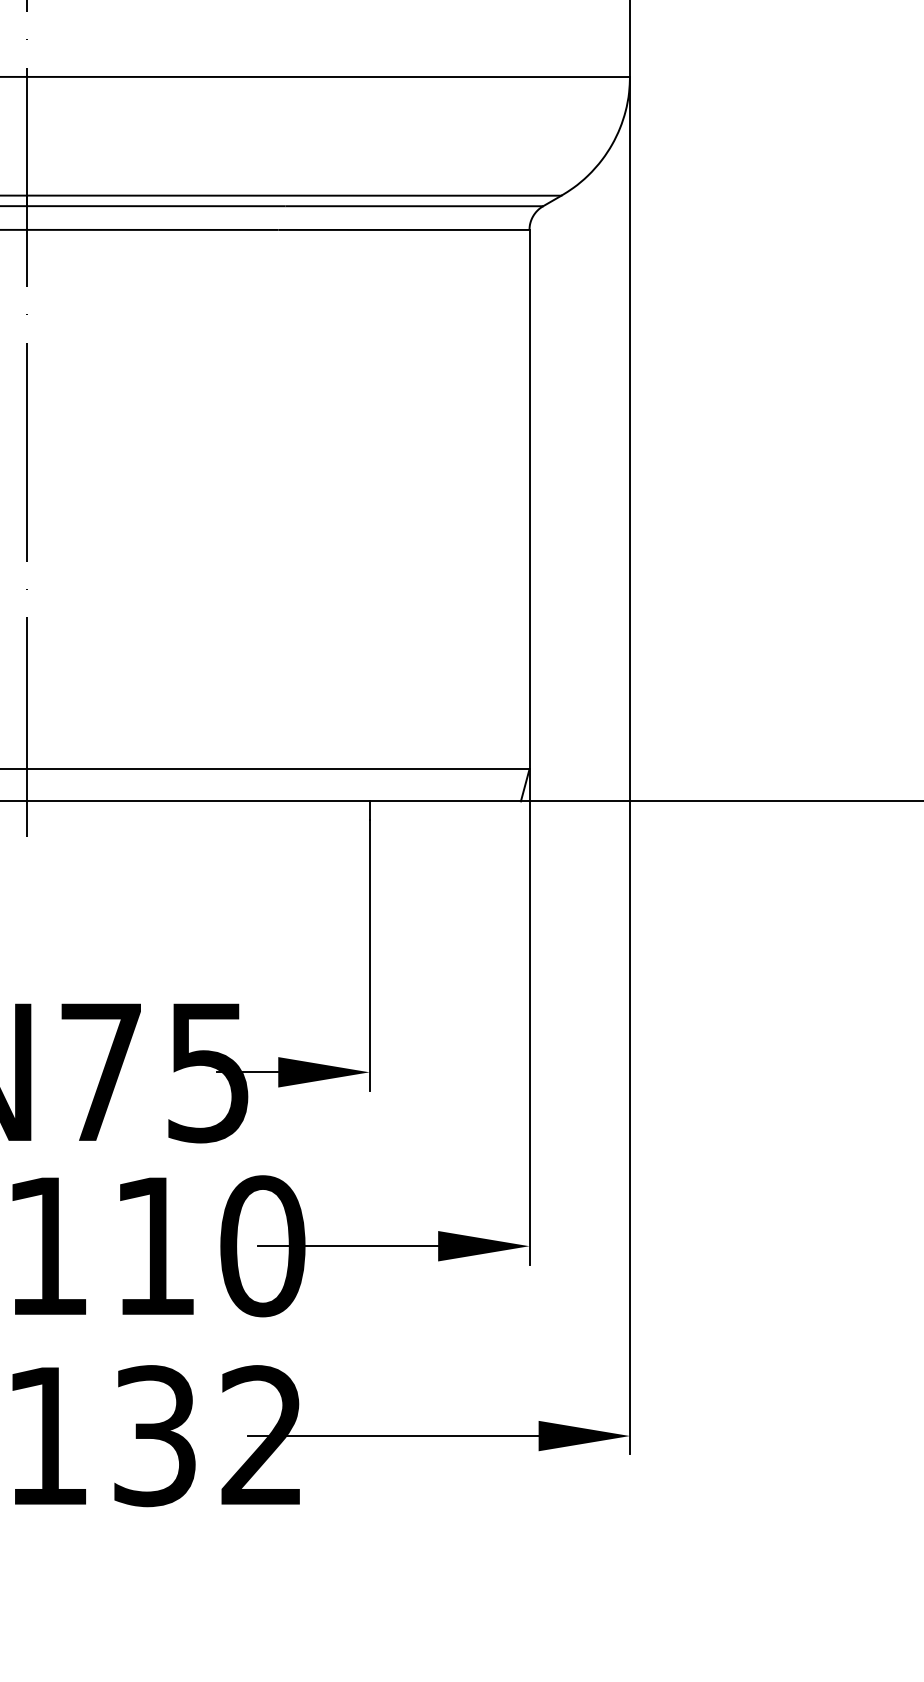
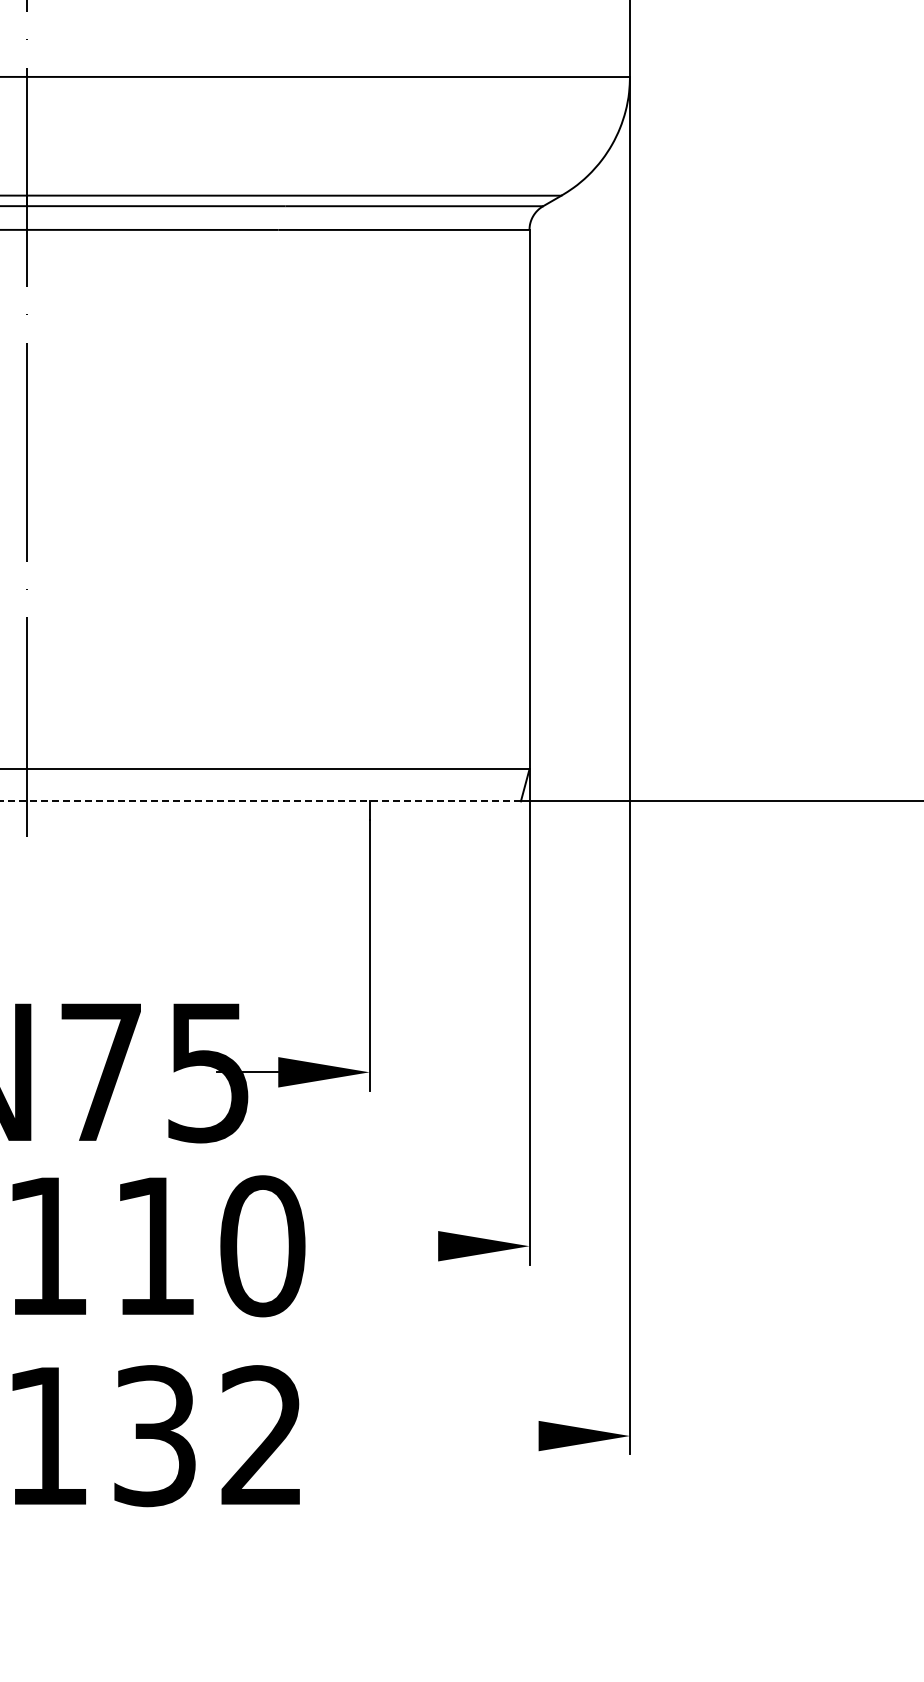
line: solid -> dashed (259, 801)
line: present -> none (348, 1246)
line: present -> none (392, 1436)
